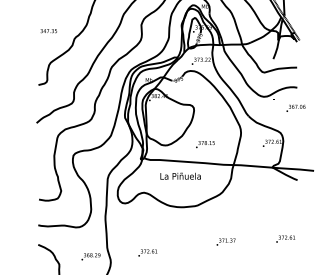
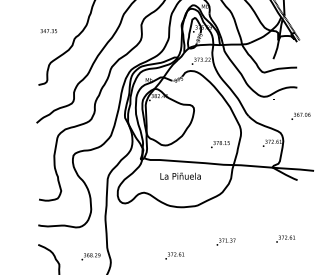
text position: (295, 107) -> (300, 115) (300, 115)
text position: (205, 144) -> (220, 144) (220, 144)
text position: (147, 252) -> (174, 255) (174, 255)
